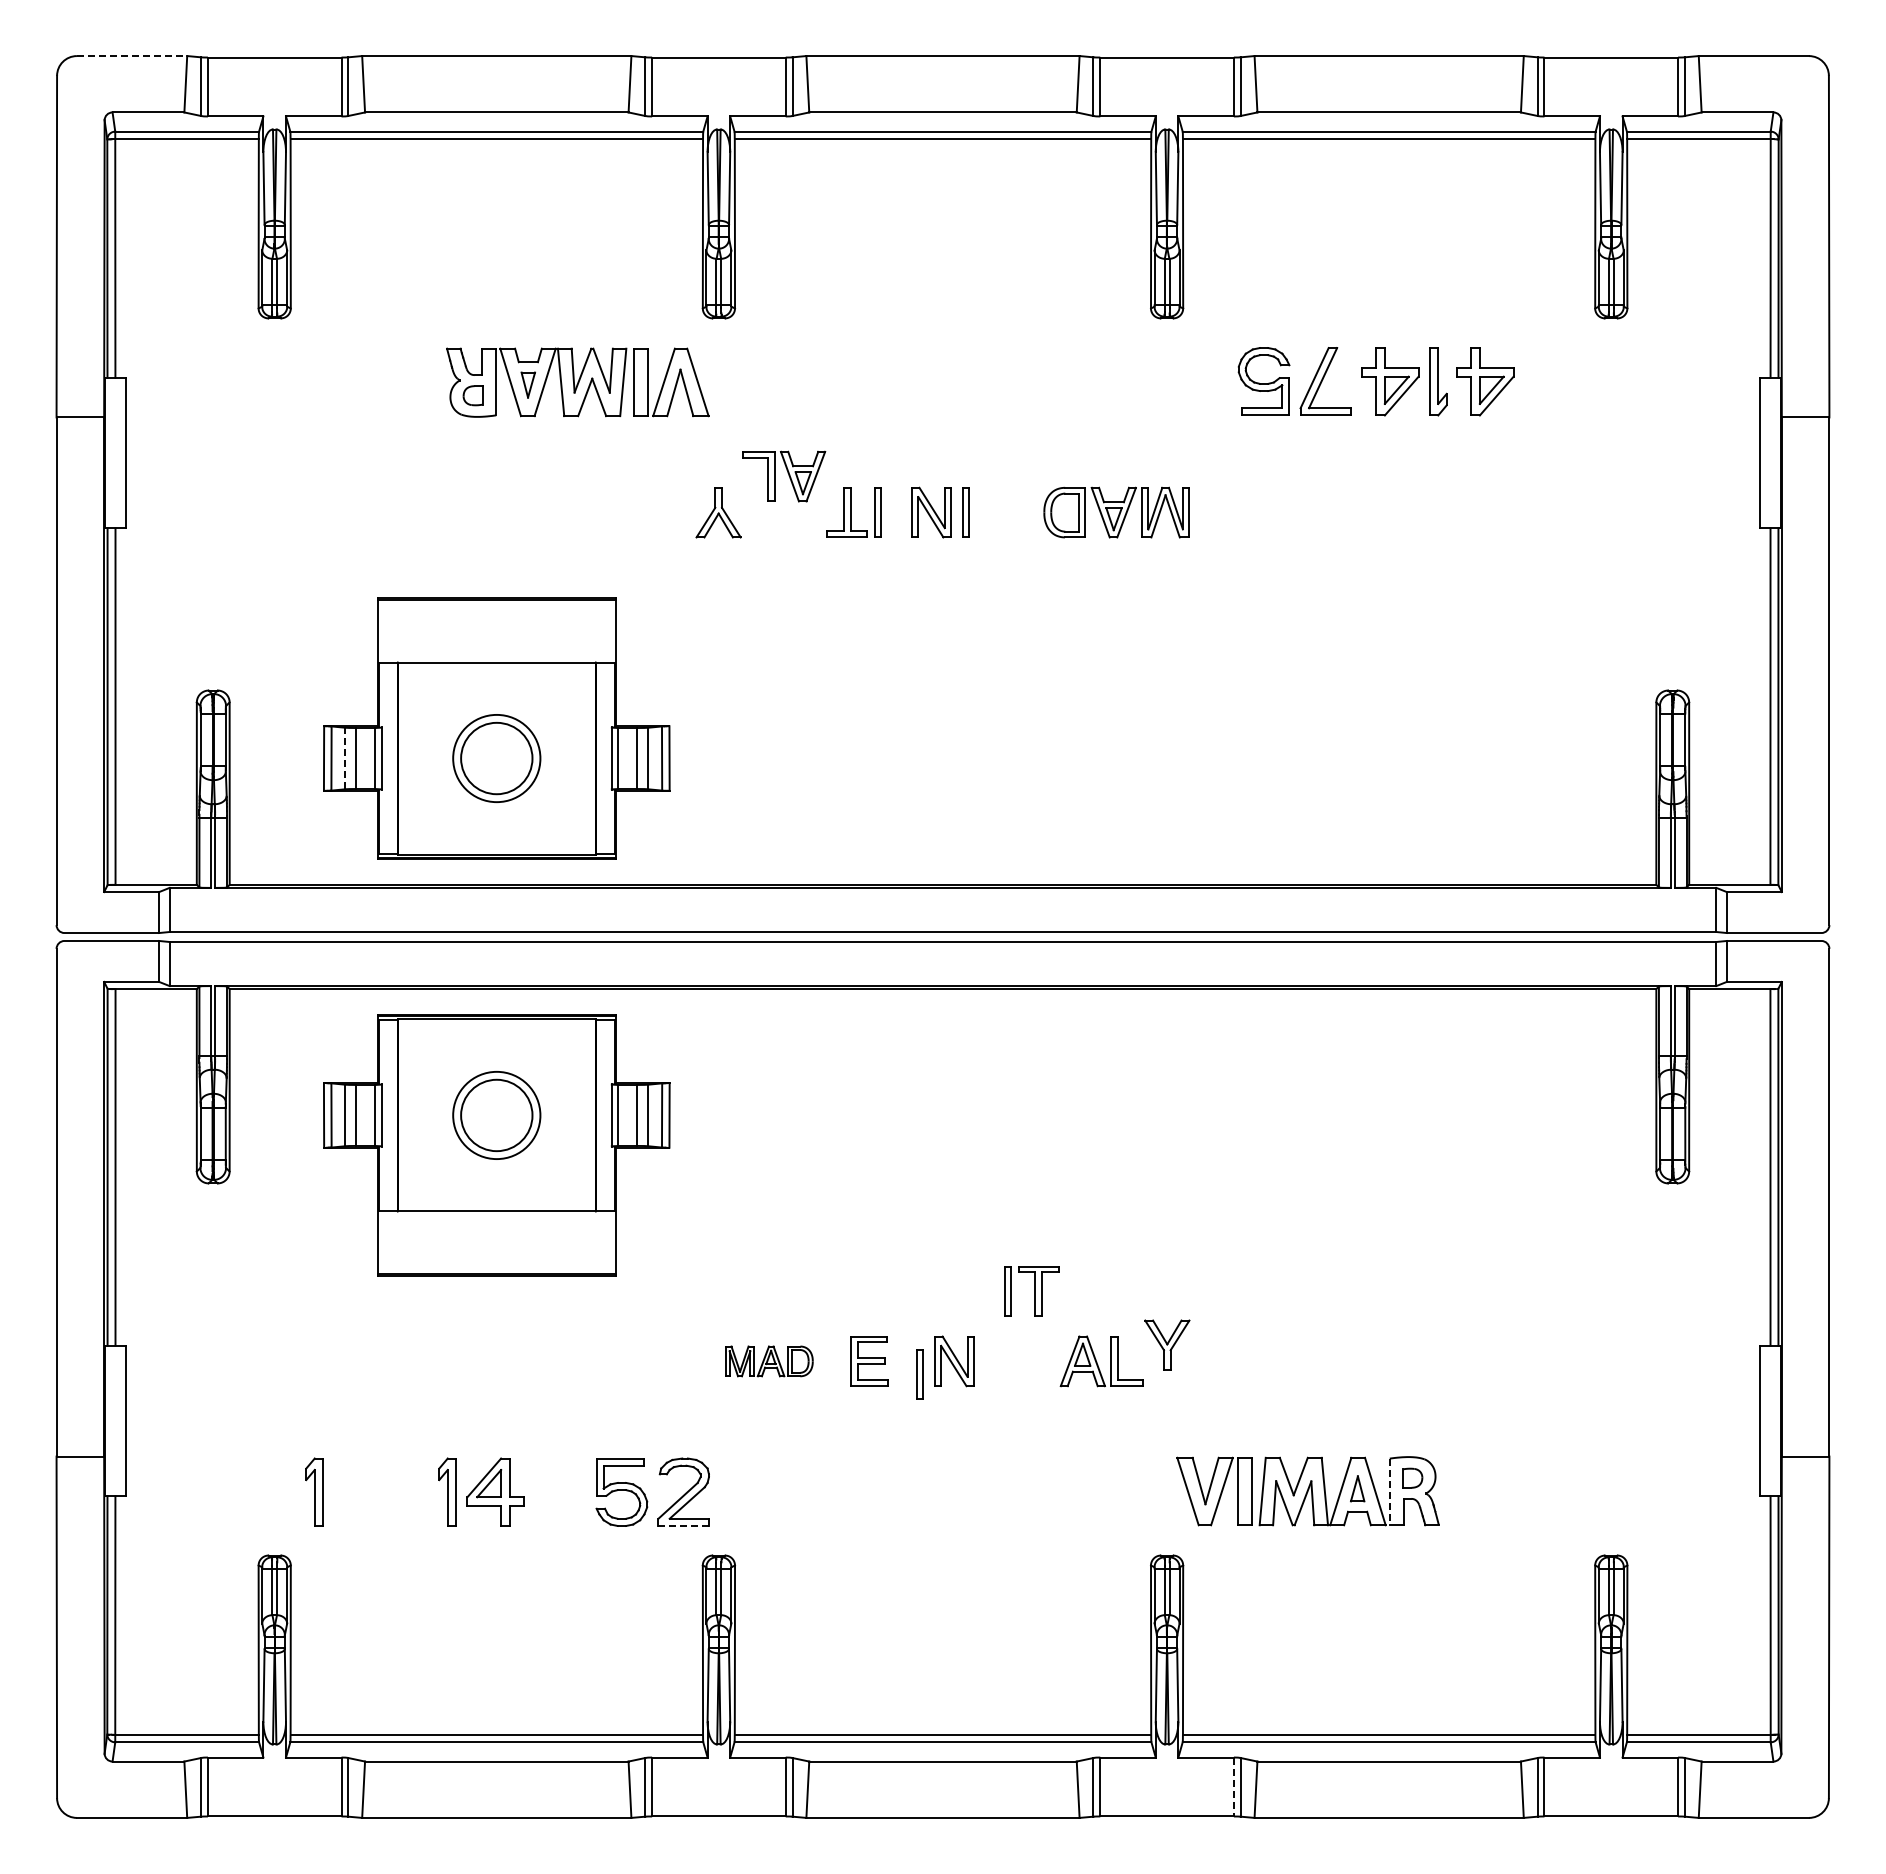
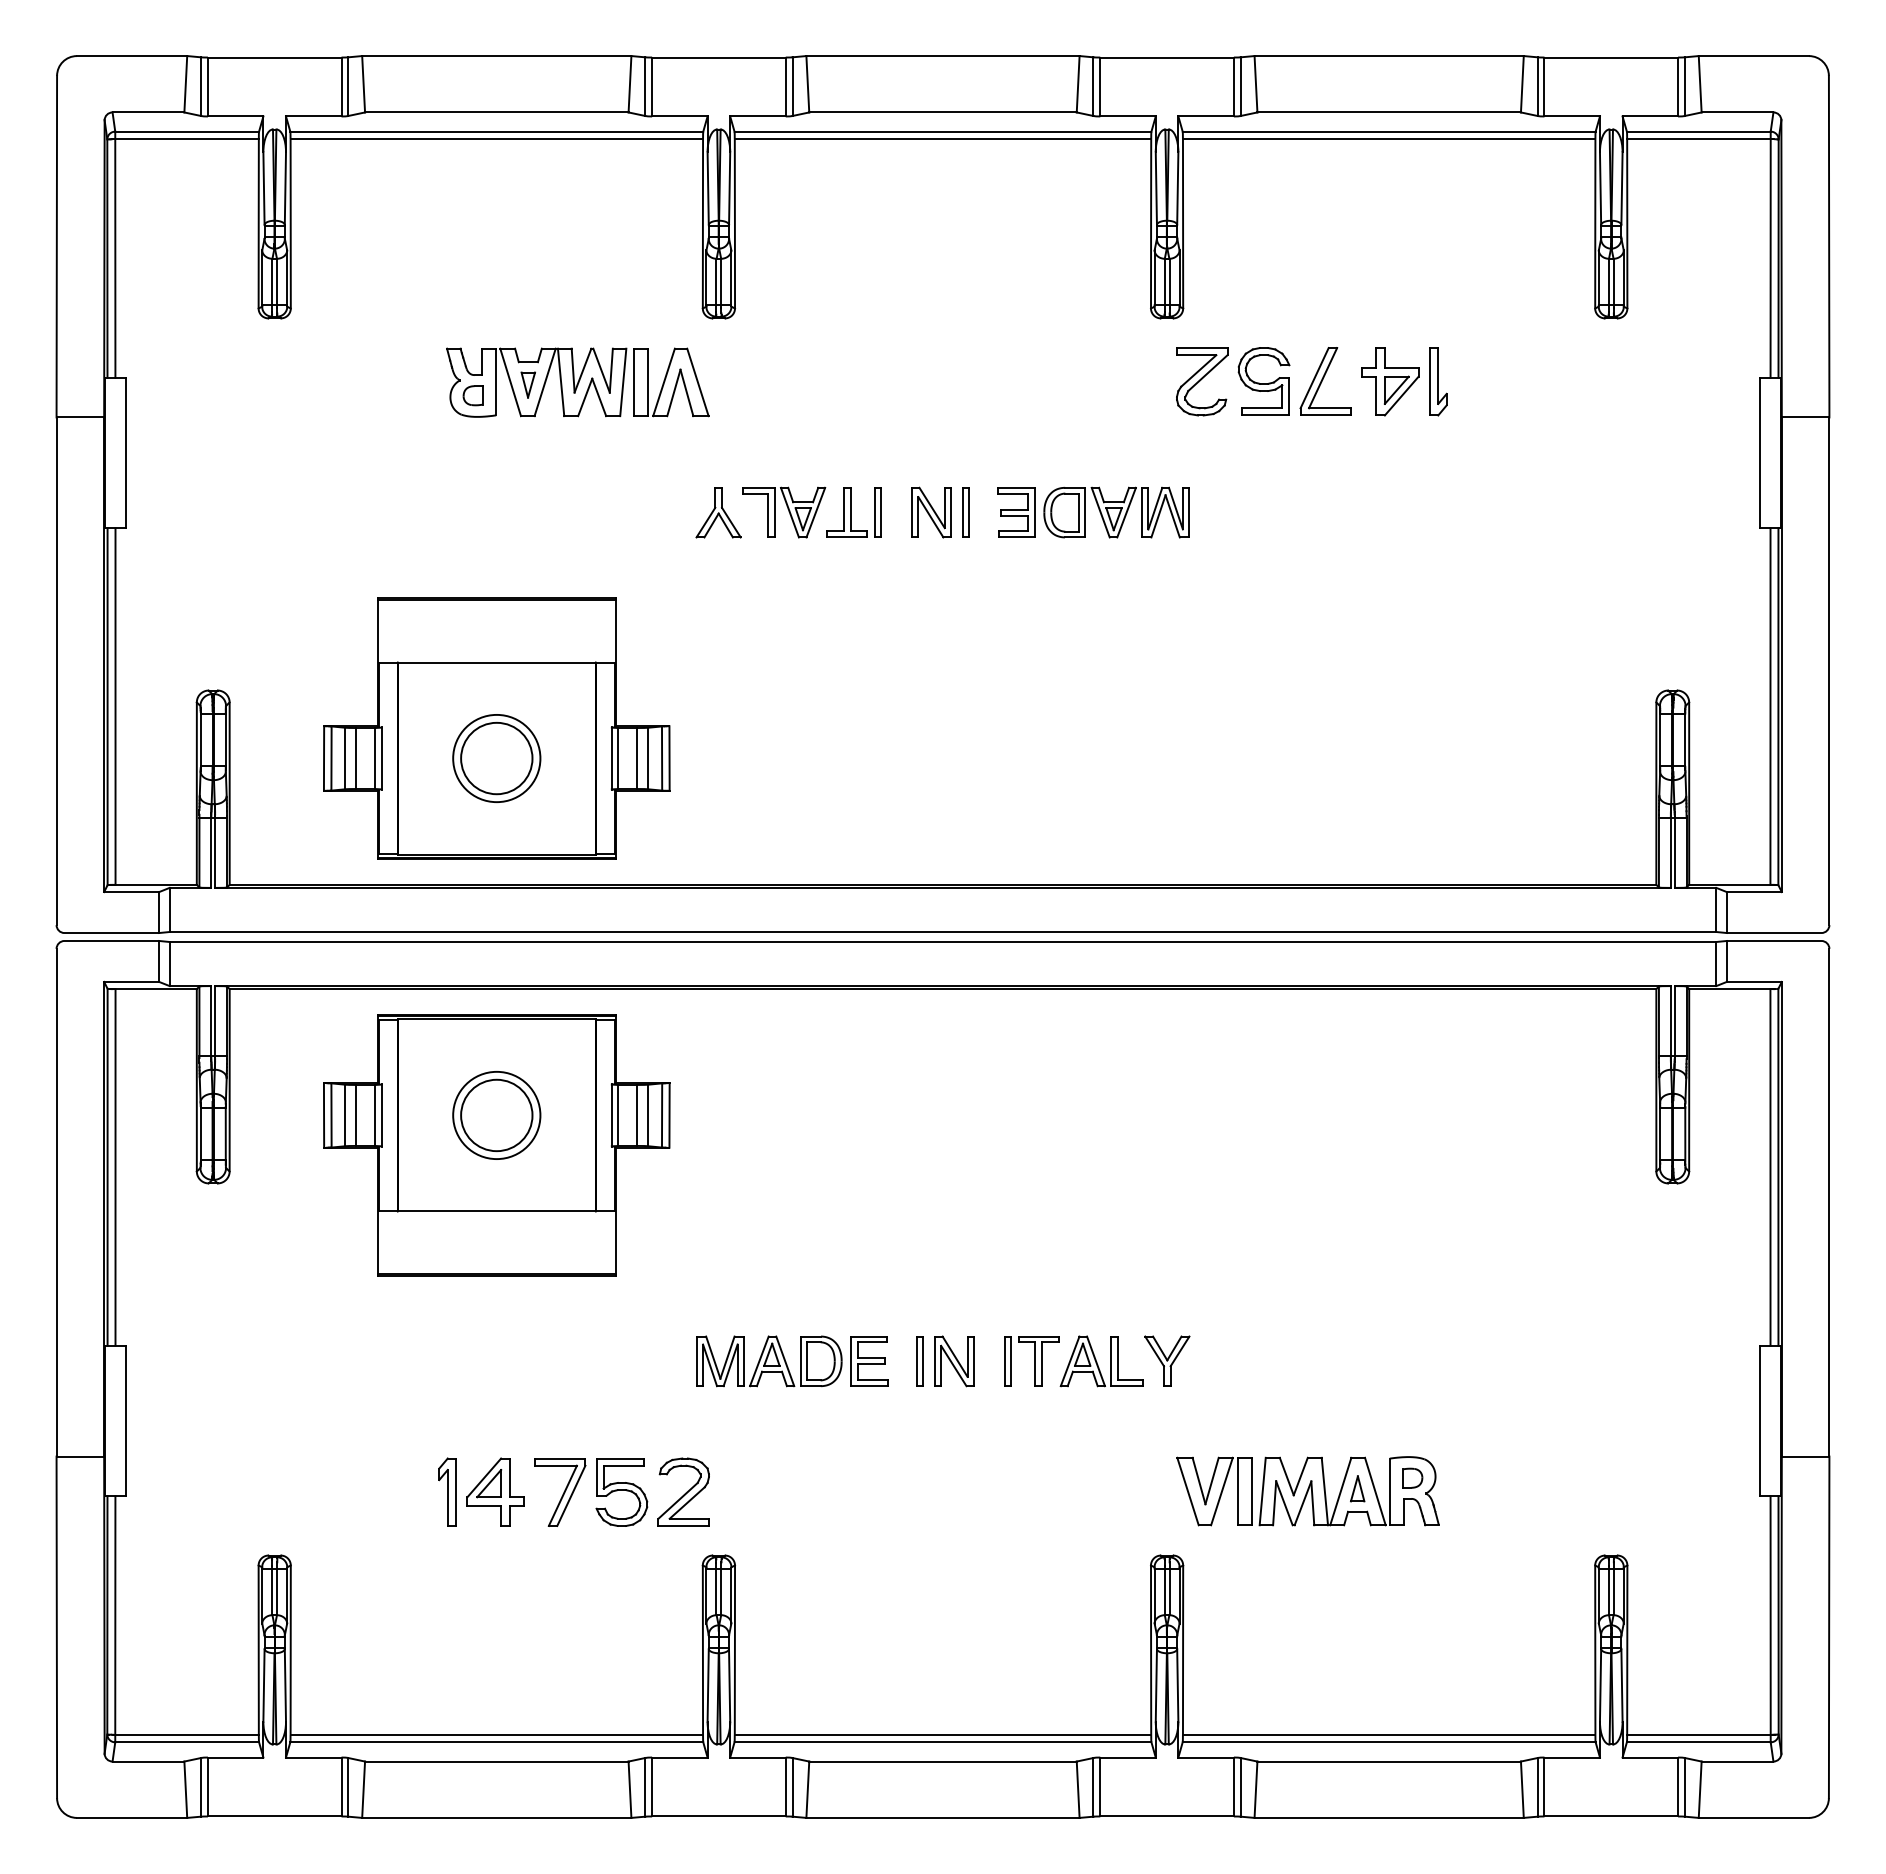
line: dashed -> solid (132, 56)
part: none -> present (1202, 381)
part: present -> none (1485, 381)
part position: (784, 476) -> (784, 512) (784, 512)
part: none -> present (1016, 512)
line: dashed -> solid (345, 758)
part position: (1031, 1291) -> (1031, 1361) (1031, 1361)
part position: (1167, 1344) -> (1167, 1360) (1167, 1360)
part size: 89x33 px -> 147x53 px (769, 1361)
part position: (919, 1374) -> (919, 1361) (919, 1361)
part: present -> none (314, 1491)
part: none -> present (560, 1492)
line: dashed -> solid (1389, 1492)
line: dashed -> solid (683, 1525)
line: dashed -> solid (1233, 1787)
